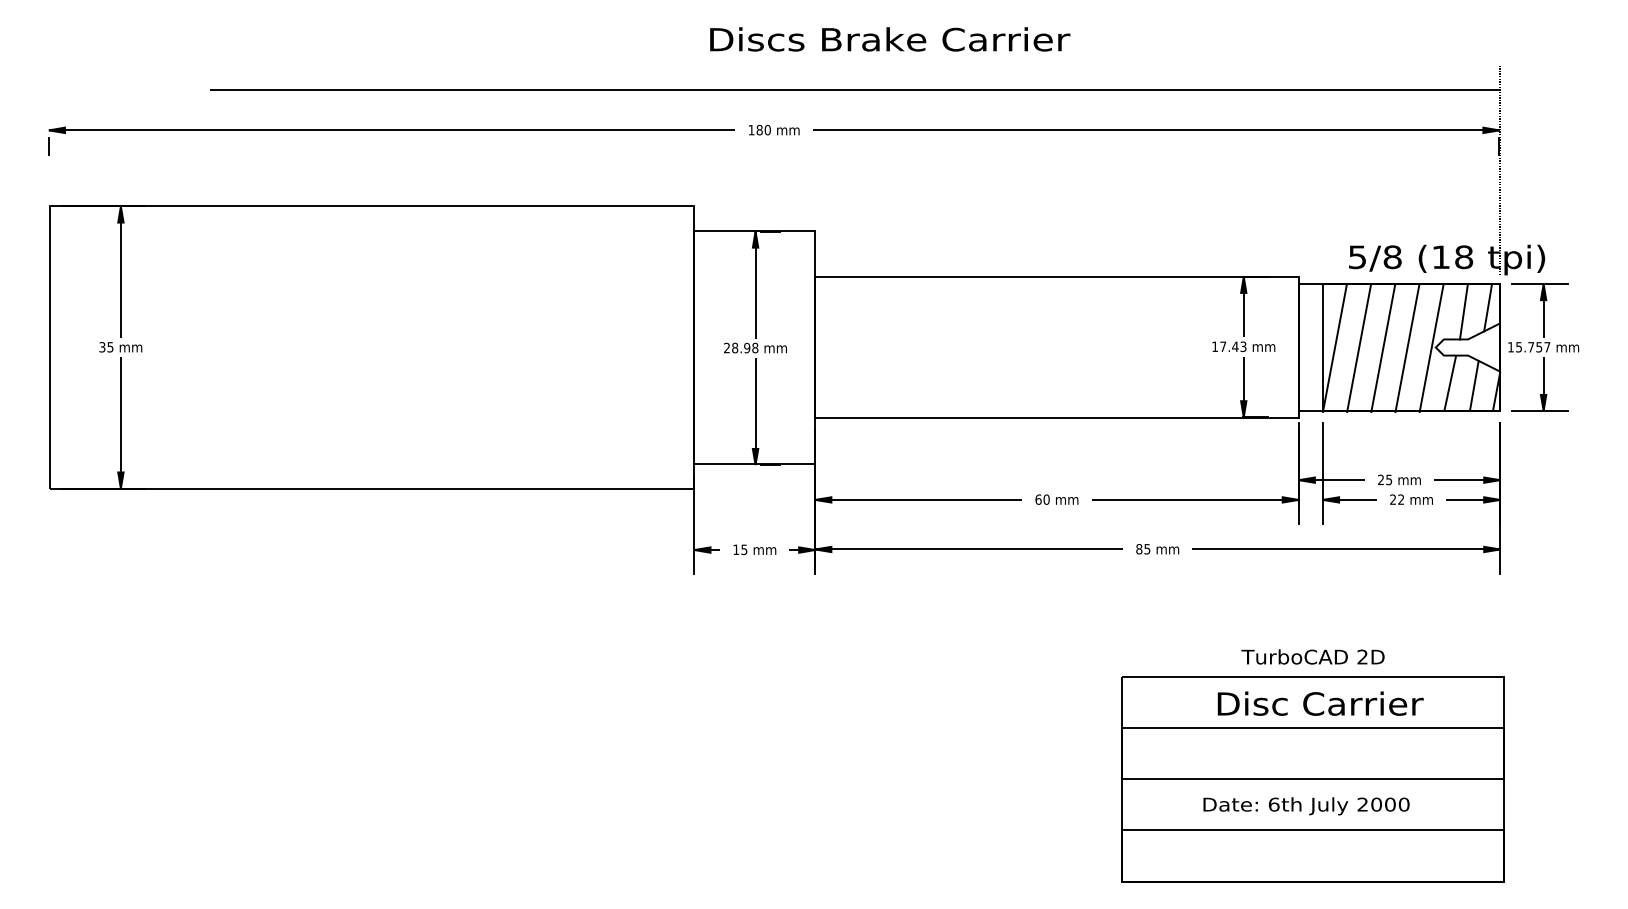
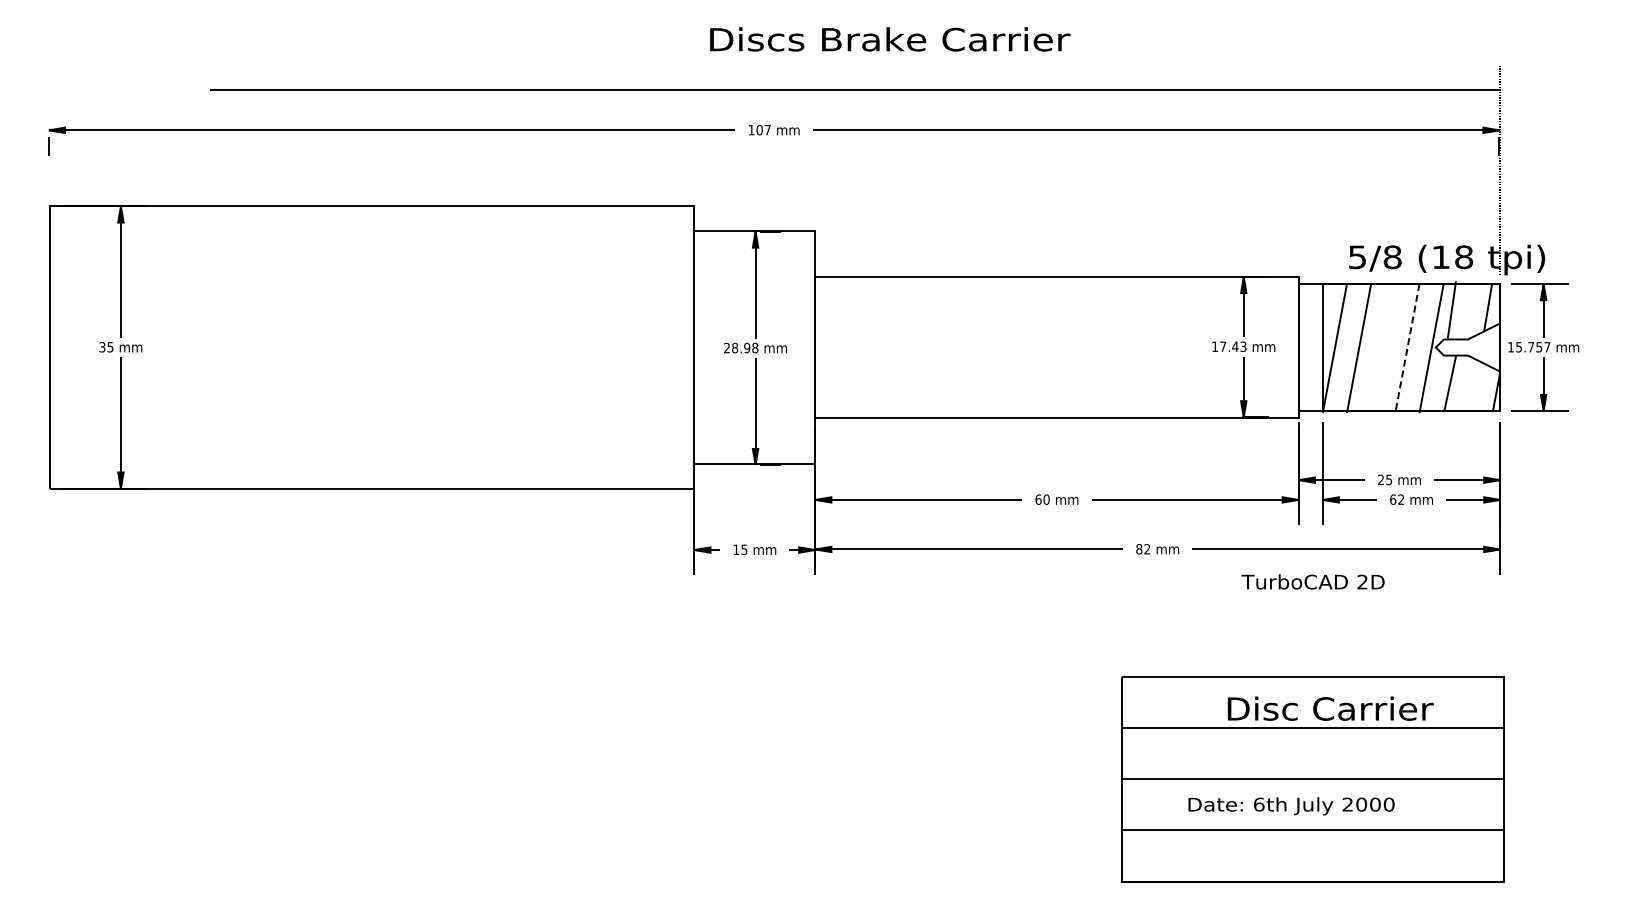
text: 180 -> 107 (763, 129)
line position: (1463, 311) -> (1451, 309) (1451, 309)
line: present -> none (1383, 347)
line: solid -> dashed (1407, 348)
line: present -> none (1473, 386)
text: 22 -> 62 (1393, 499)
text: 85 -> 82 (1147, 549)
text position: (1312, 656) -> (1312, 581) (1312, 581)
text position: (1320, 703) -> (1330, 708) (1330, 708)
text position: (1306, 806) -> (1291, 806) (1291, 806)
